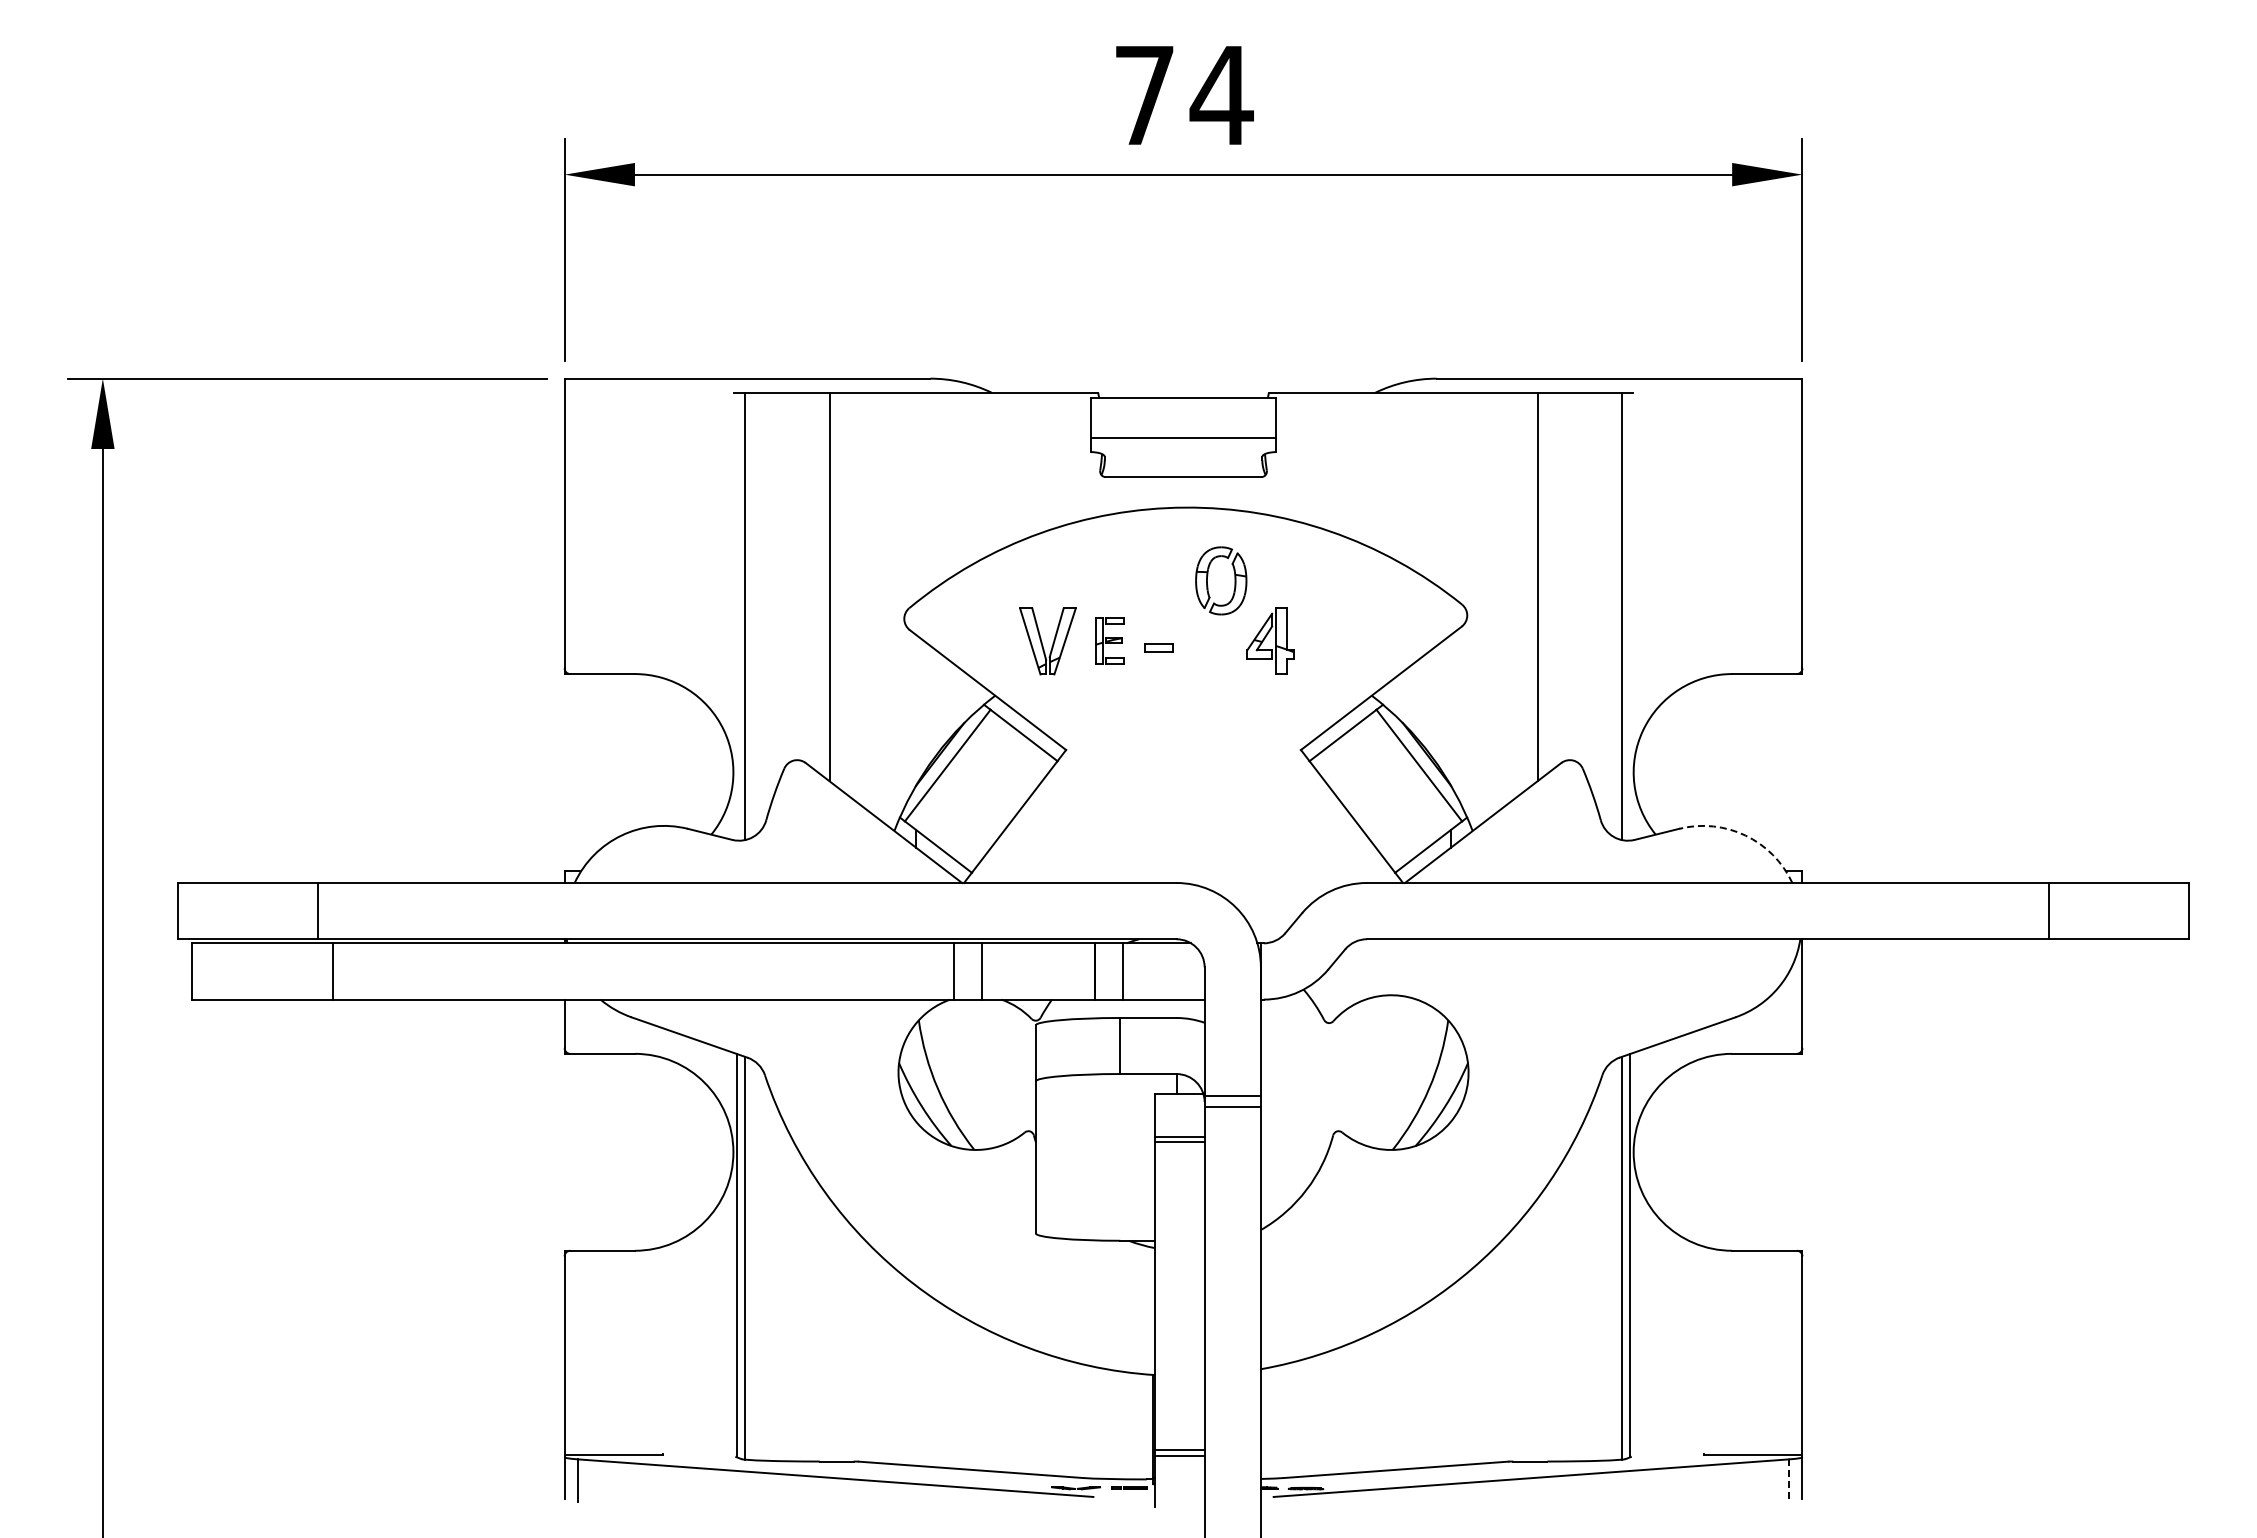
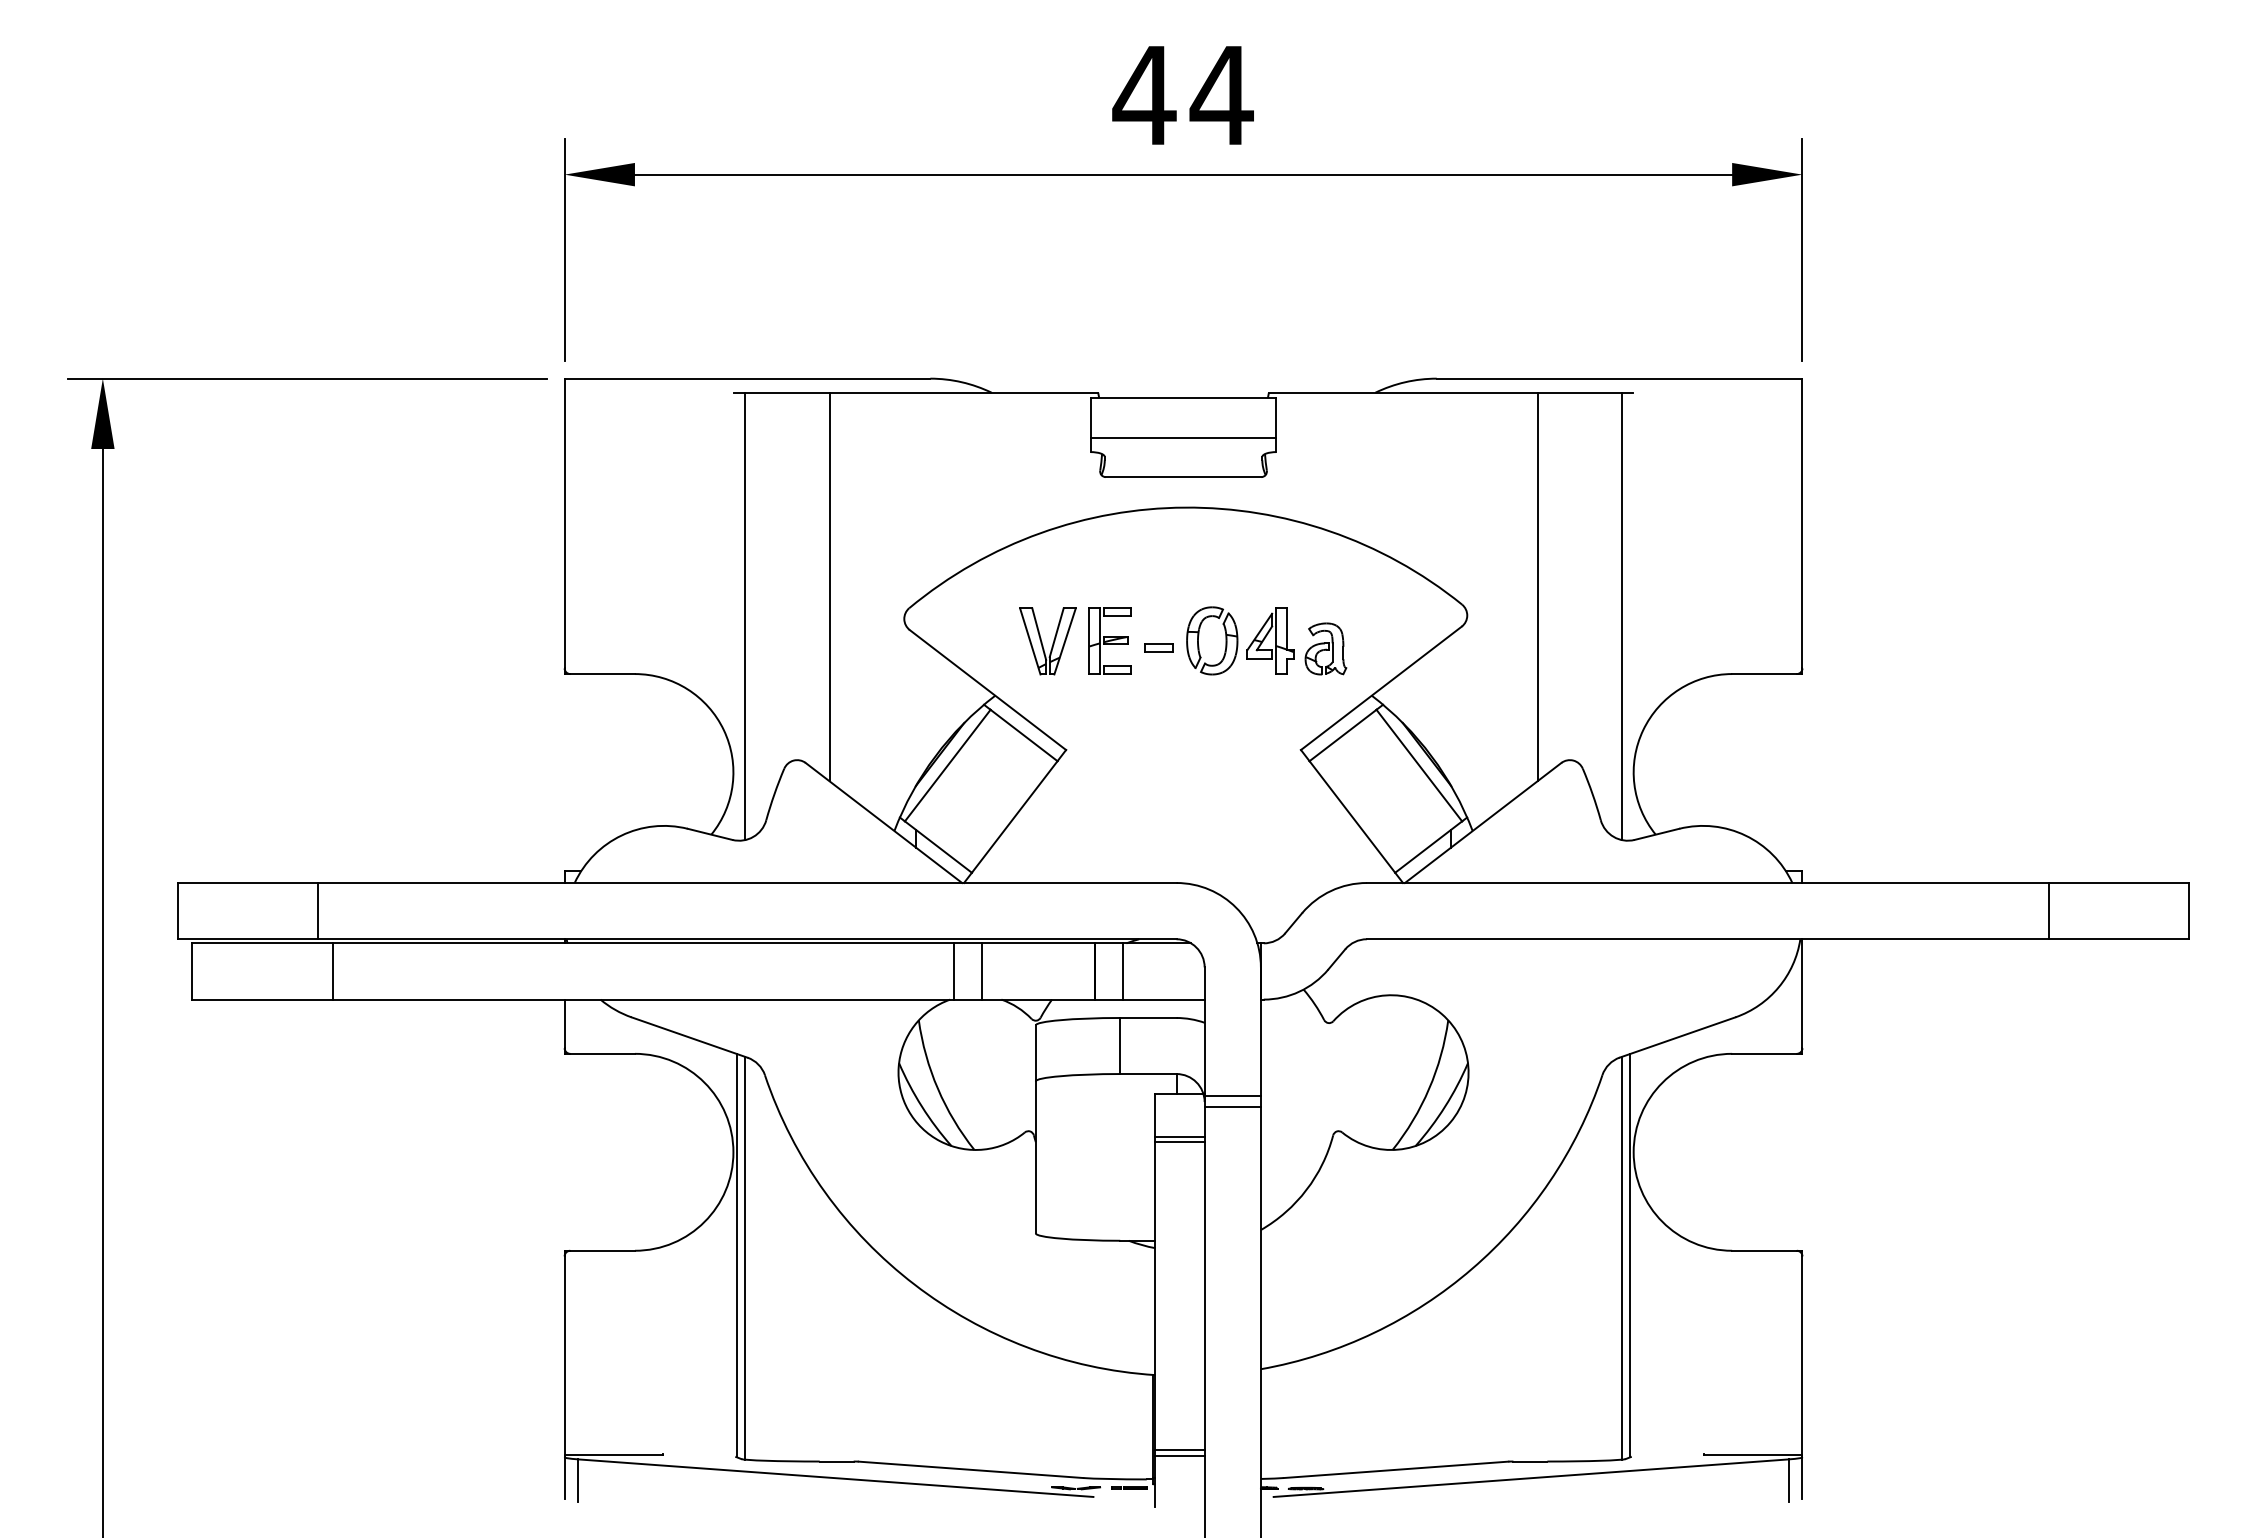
text: 74 -> 44 (1144, 95)
part position: (1234, 580) -> (1225, 640) (1225, 640)
part size: 30x48 px -> 44x68 px (1109, 640)
part: none -> present (1325, 648)
arc: dashed -> solid (1745, 835)
line: dashed -> solid (1788, 1480)
